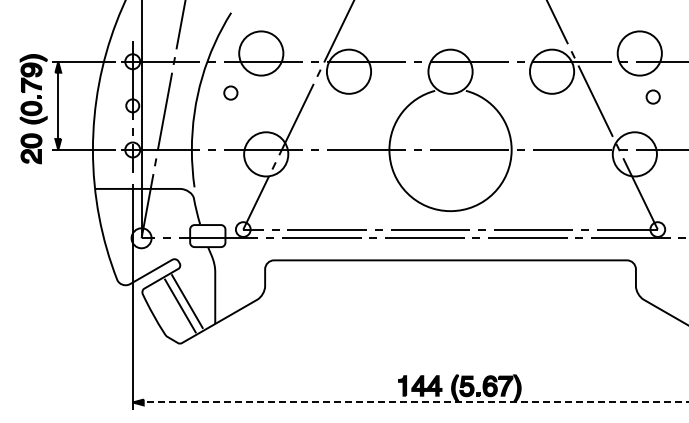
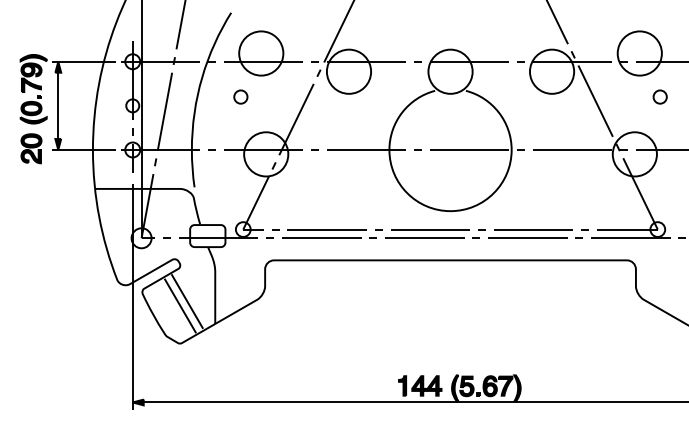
part position: (230, 92) -> (240, 96) (240, 96)
part position: (652, 96) -> (659, 96) (659, 96)
line: dashed -> solid (414, 402)
